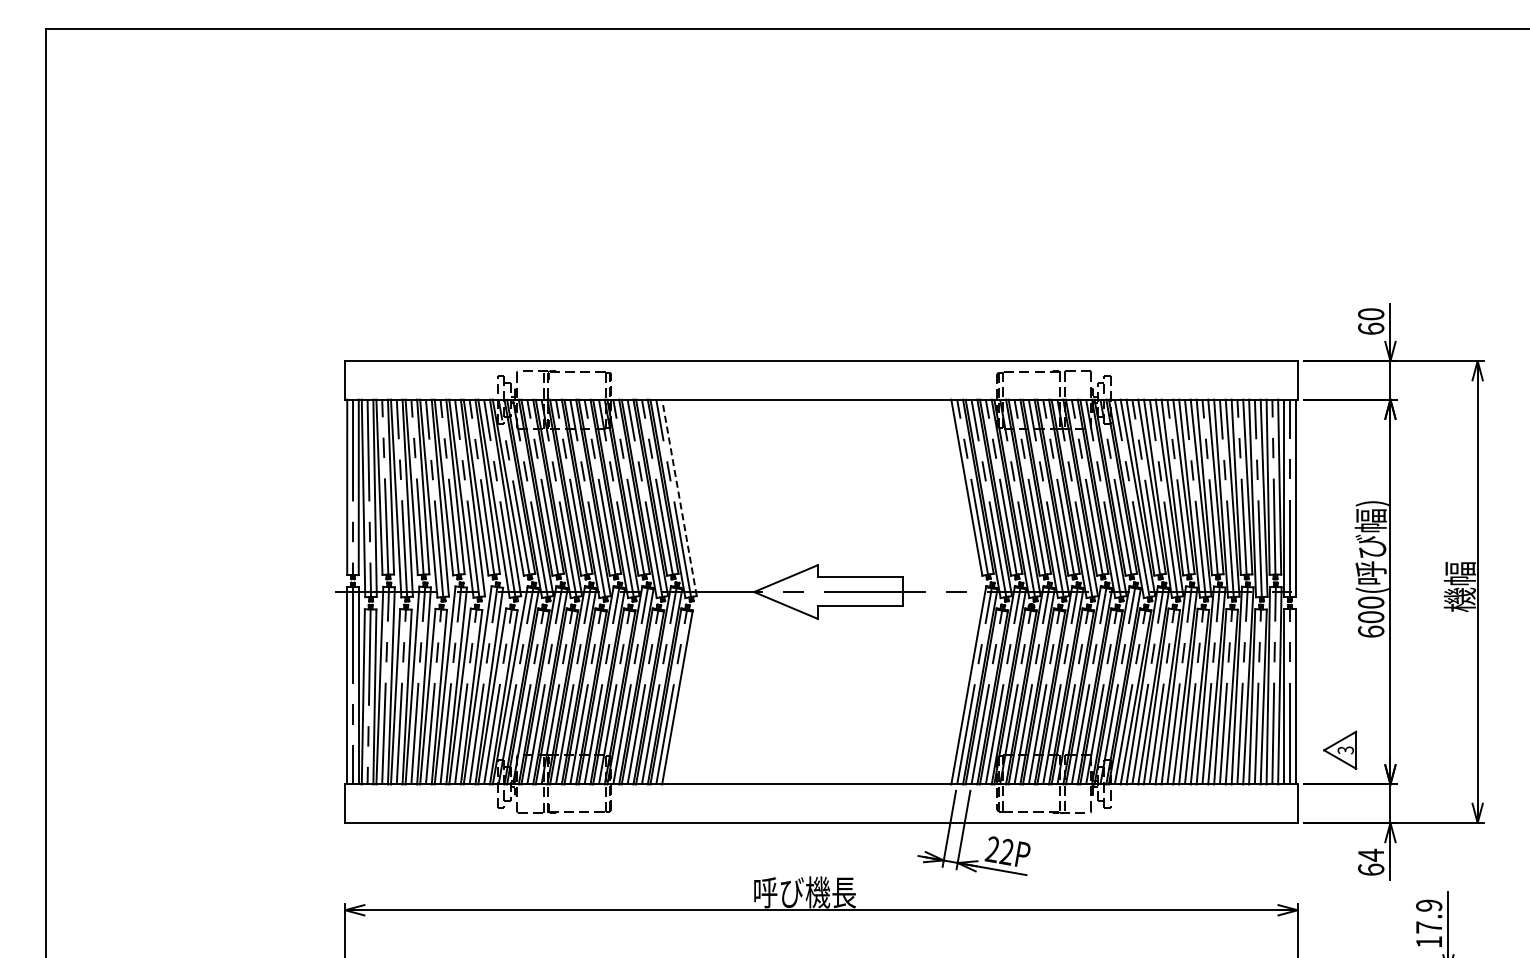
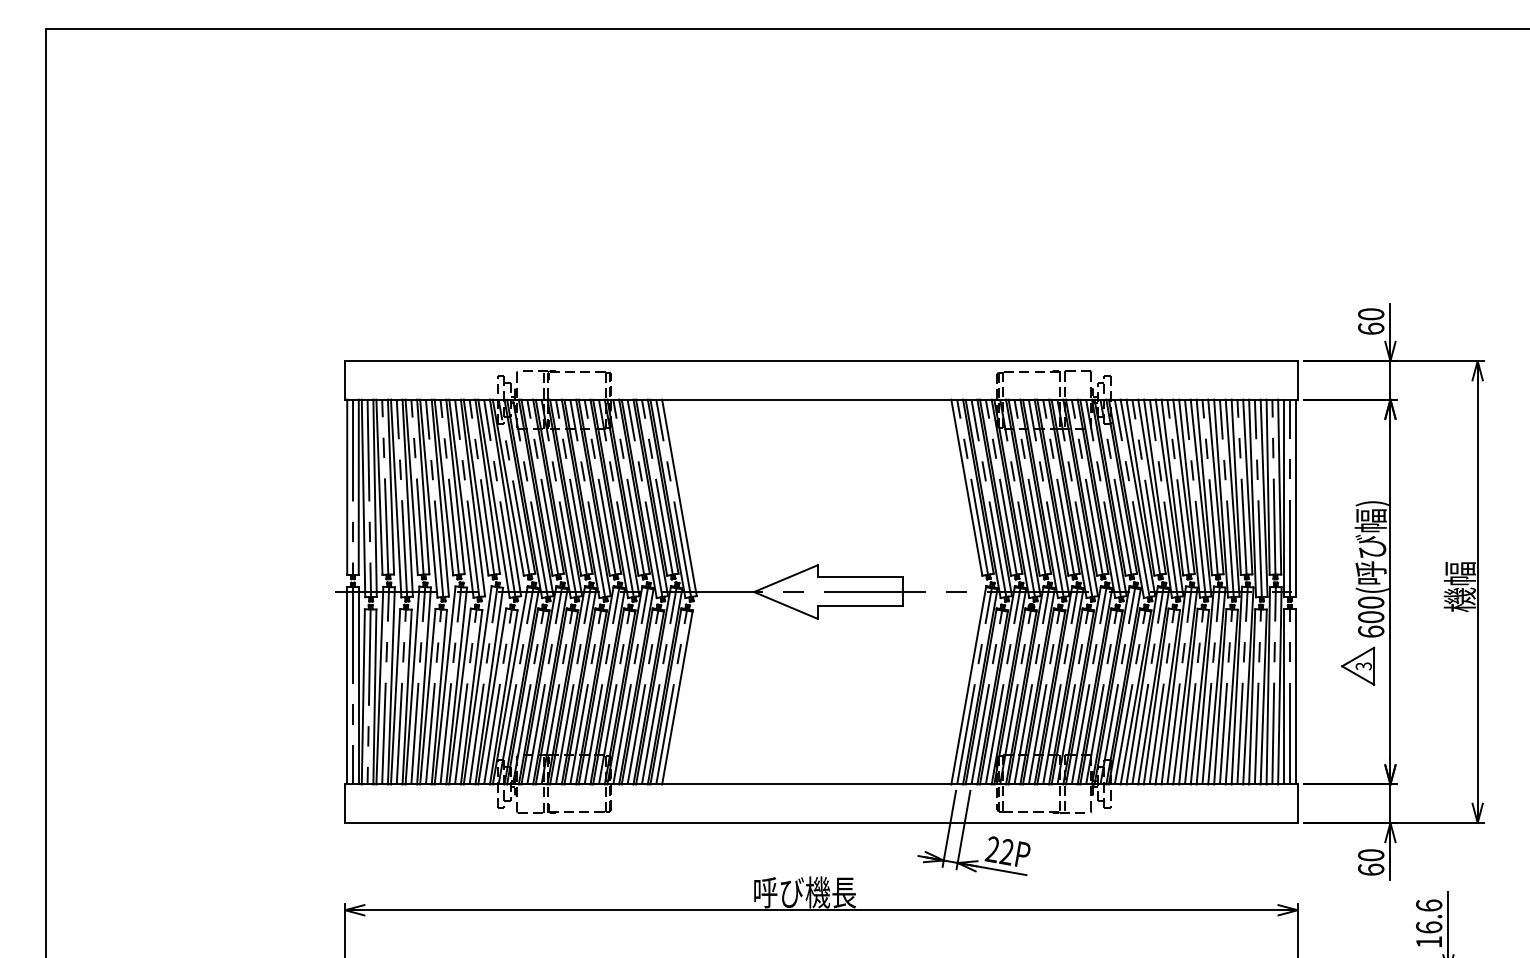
line: dashed -> solid (679, 497)
part position: (1340, 749) -> (1358, 665) (1358, 665)
text: 64 -> 60 (1371, 854)
text: 17.9 -> 16.6 (1429, 916)
